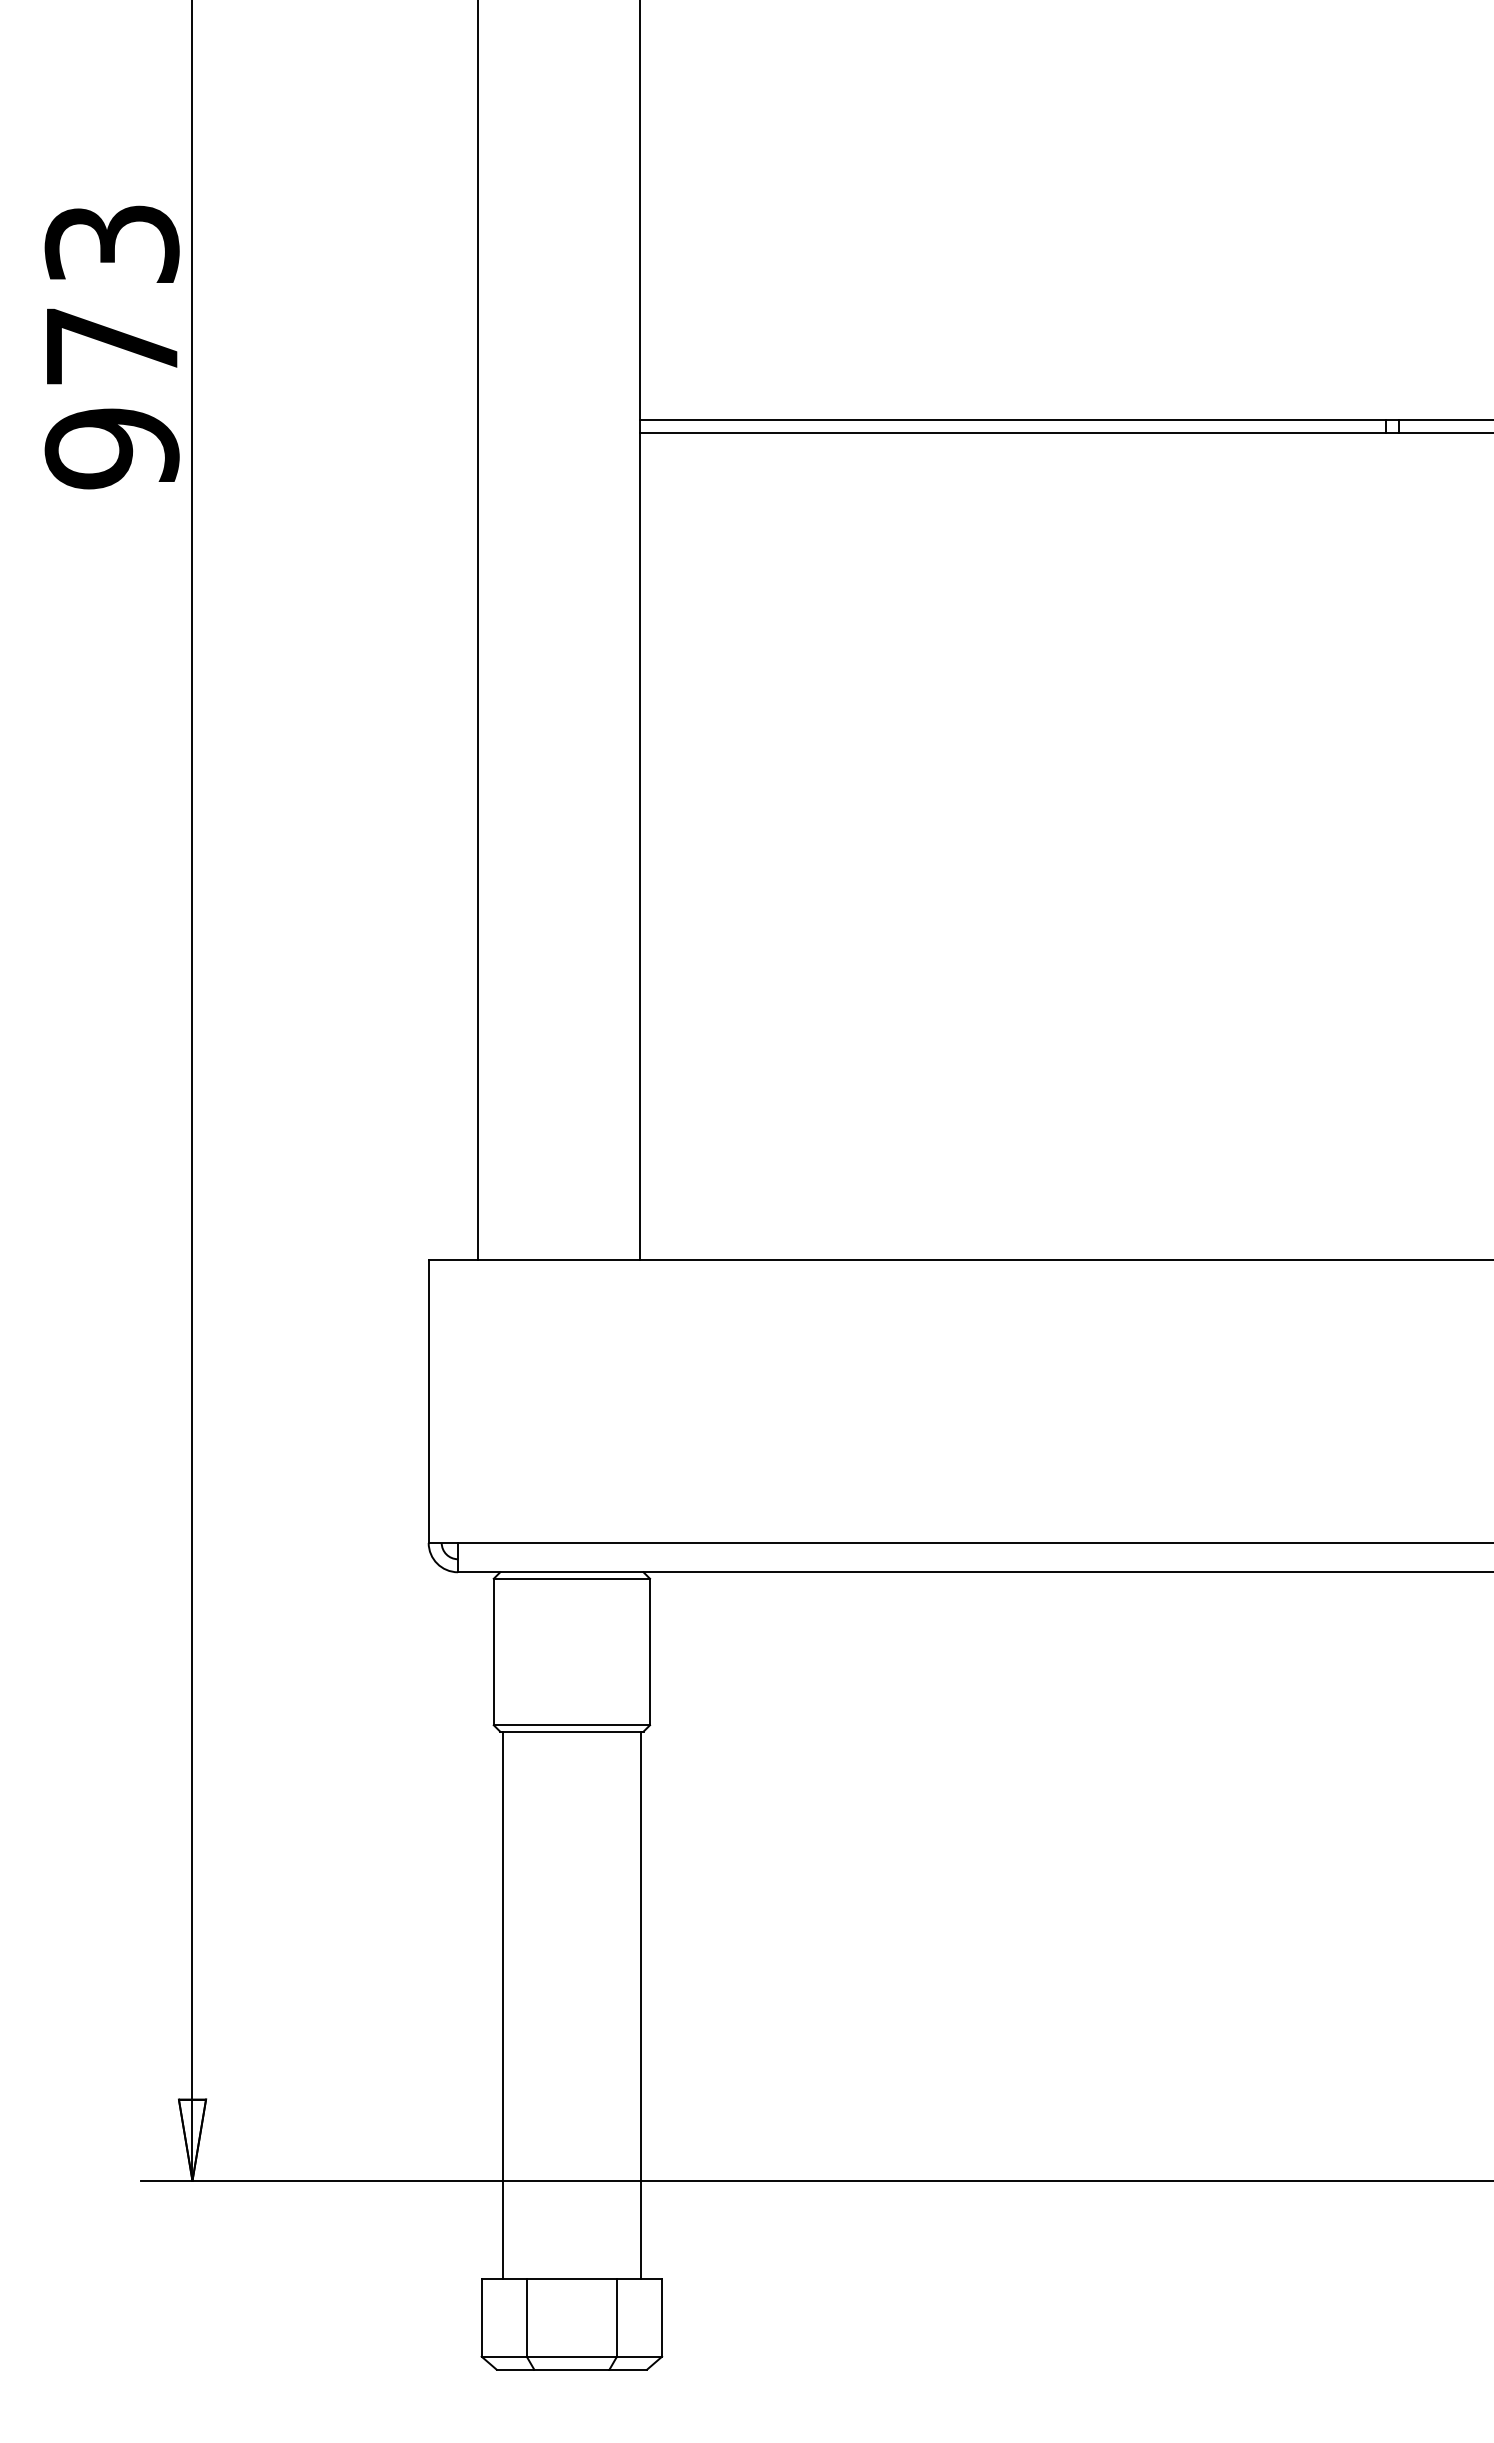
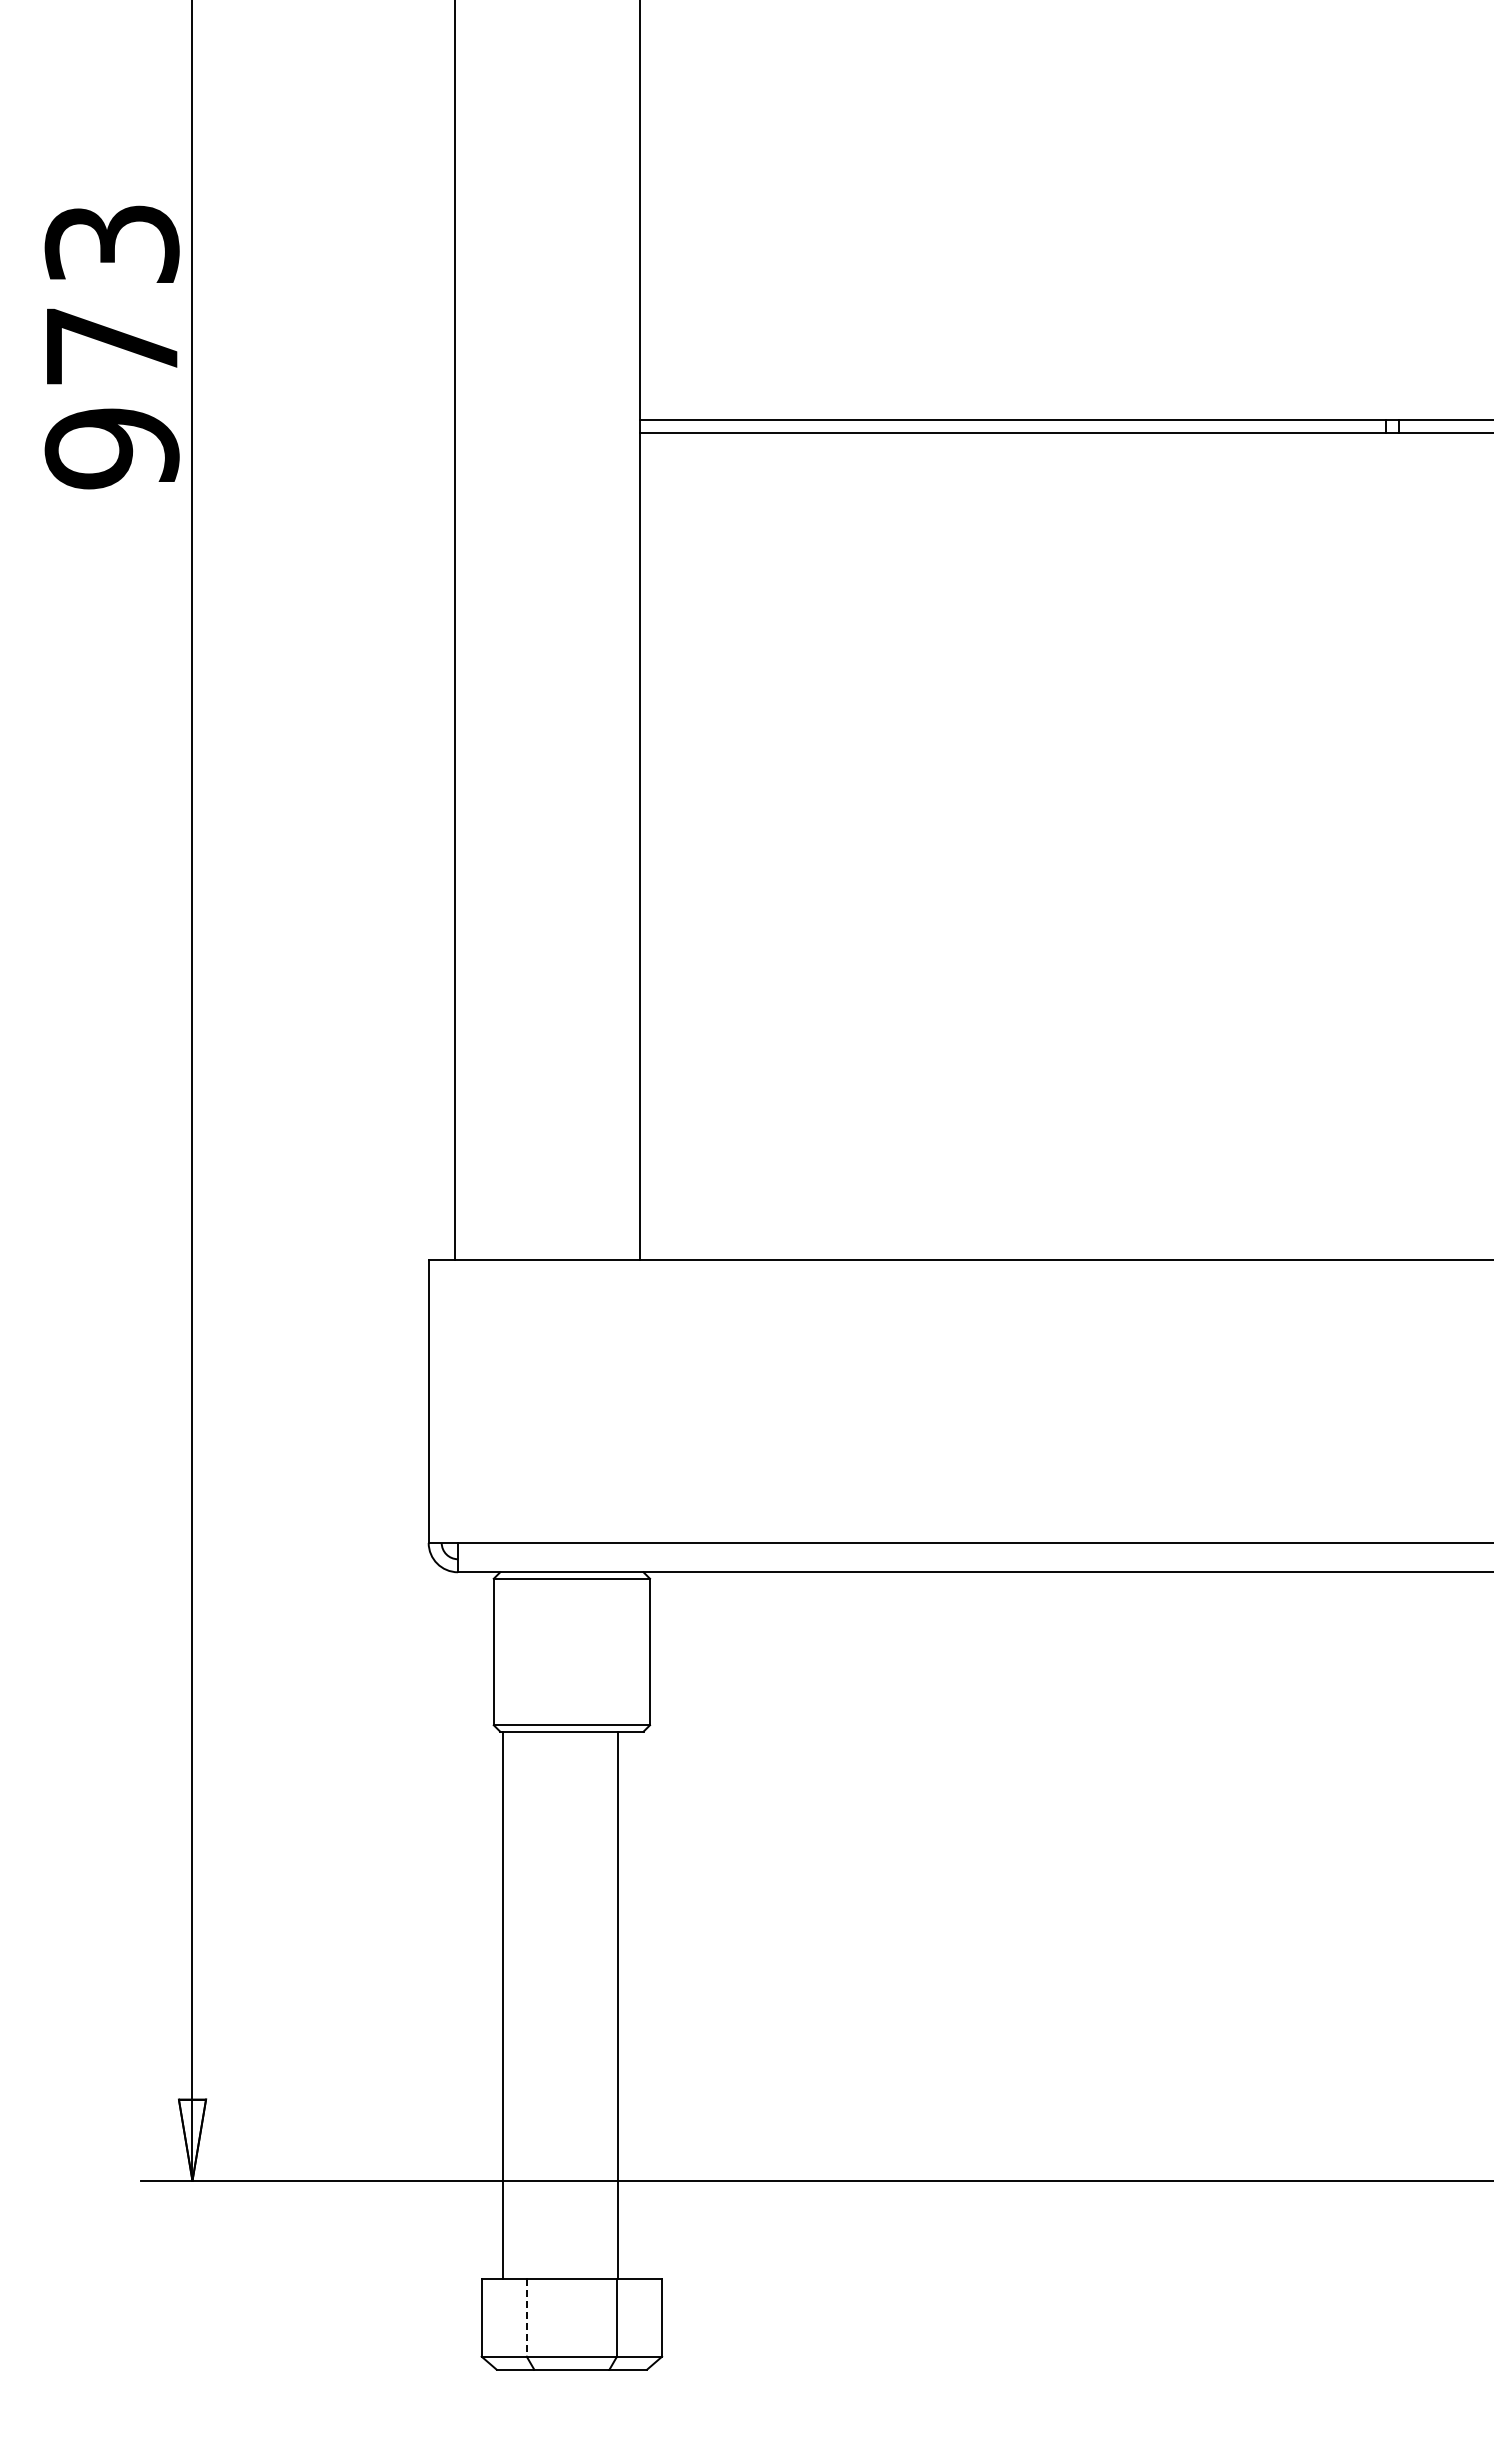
line position: (477, 630) -> (454, 630) (454, 630)
line position: (640, 2004) -> (617, 2004) (617, 2004)
line: solid -> dashed (526, 2318)
